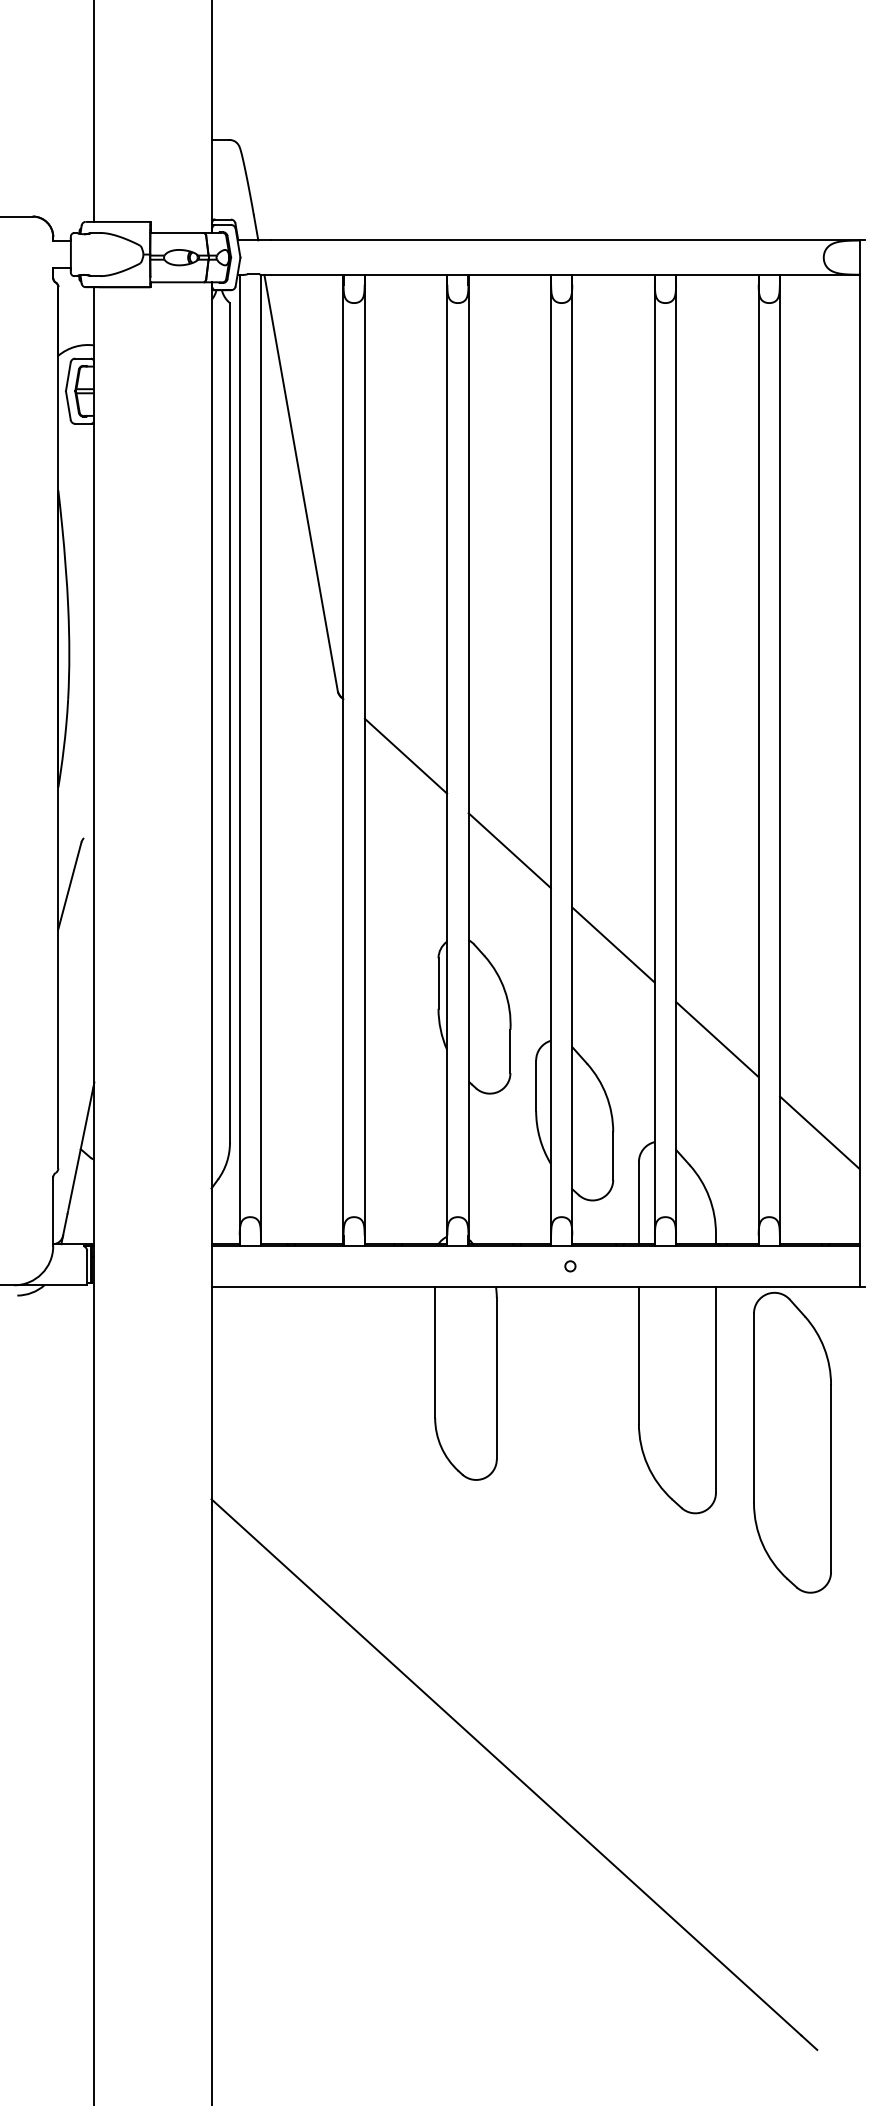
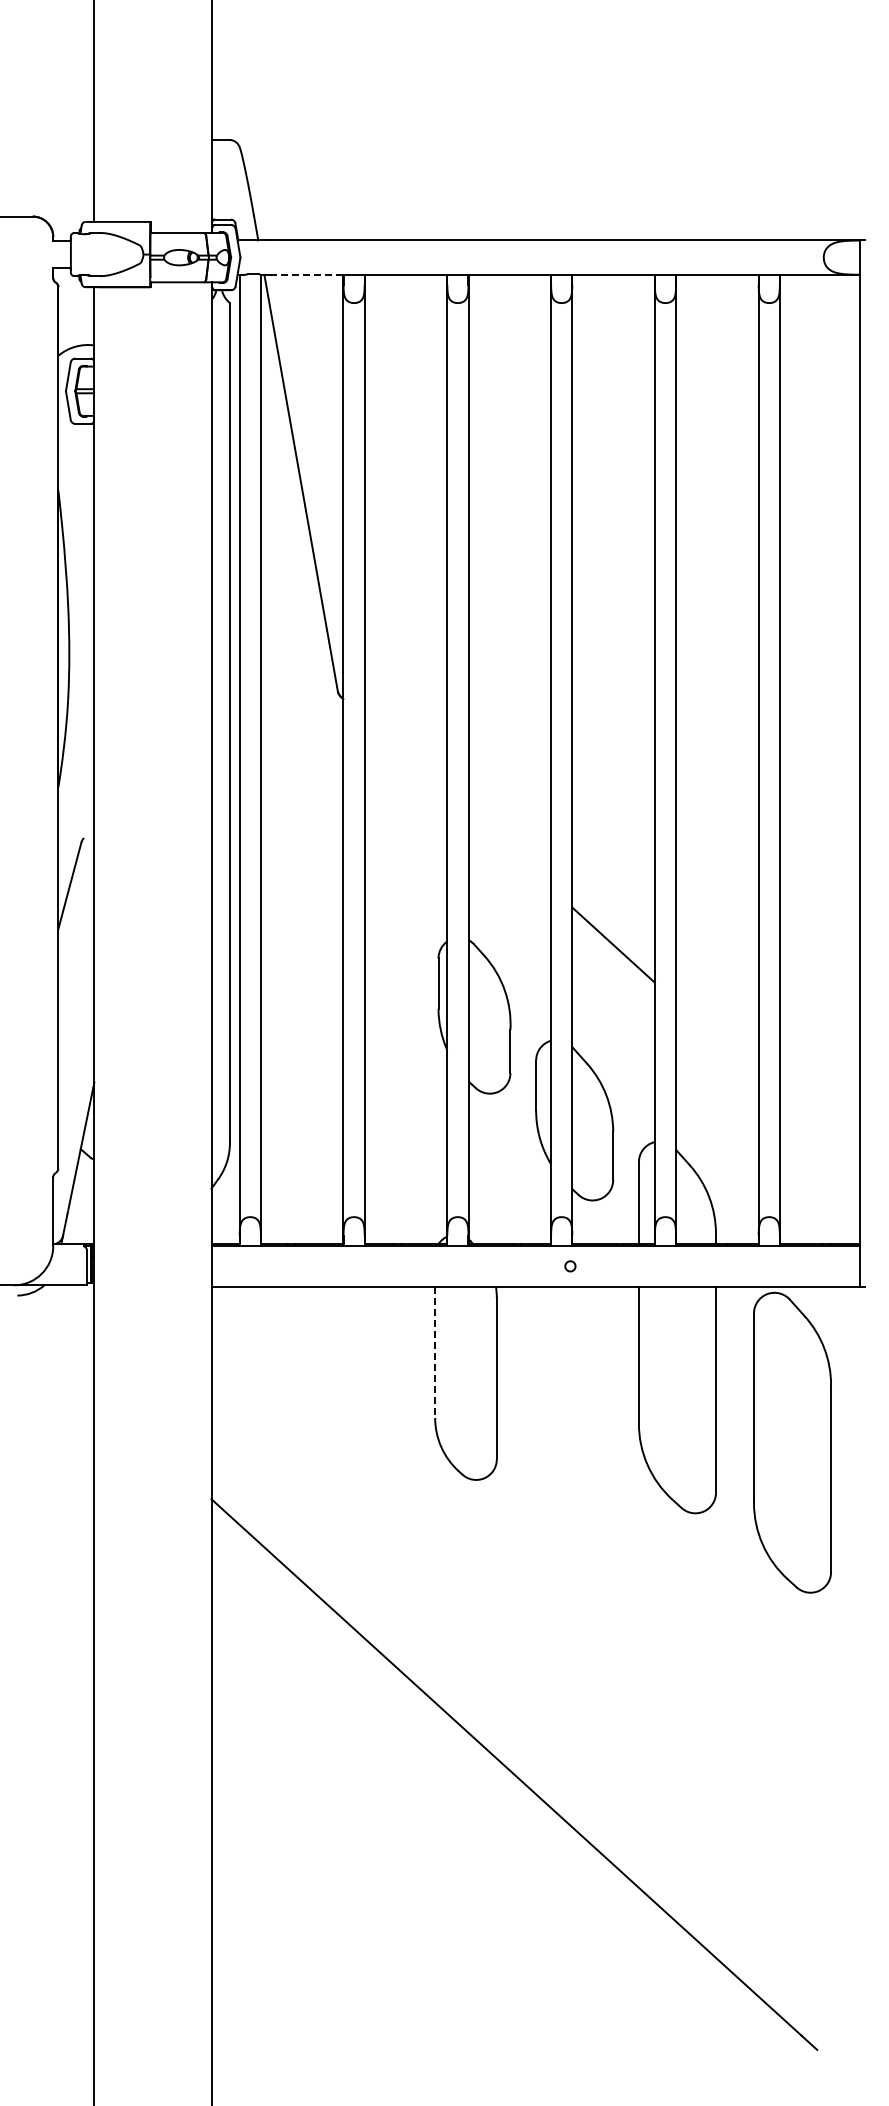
line: solid -> dashed (306, 274)
line: present -> none (405, 755)
line: present -> none (509, 850)
line: present -> none (717, 1039)
line: present -> none (819, 1132)
line: solid -> dashed (435, 1352)
